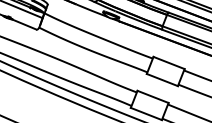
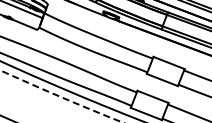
arc: solid -> dashed (62, 97)
